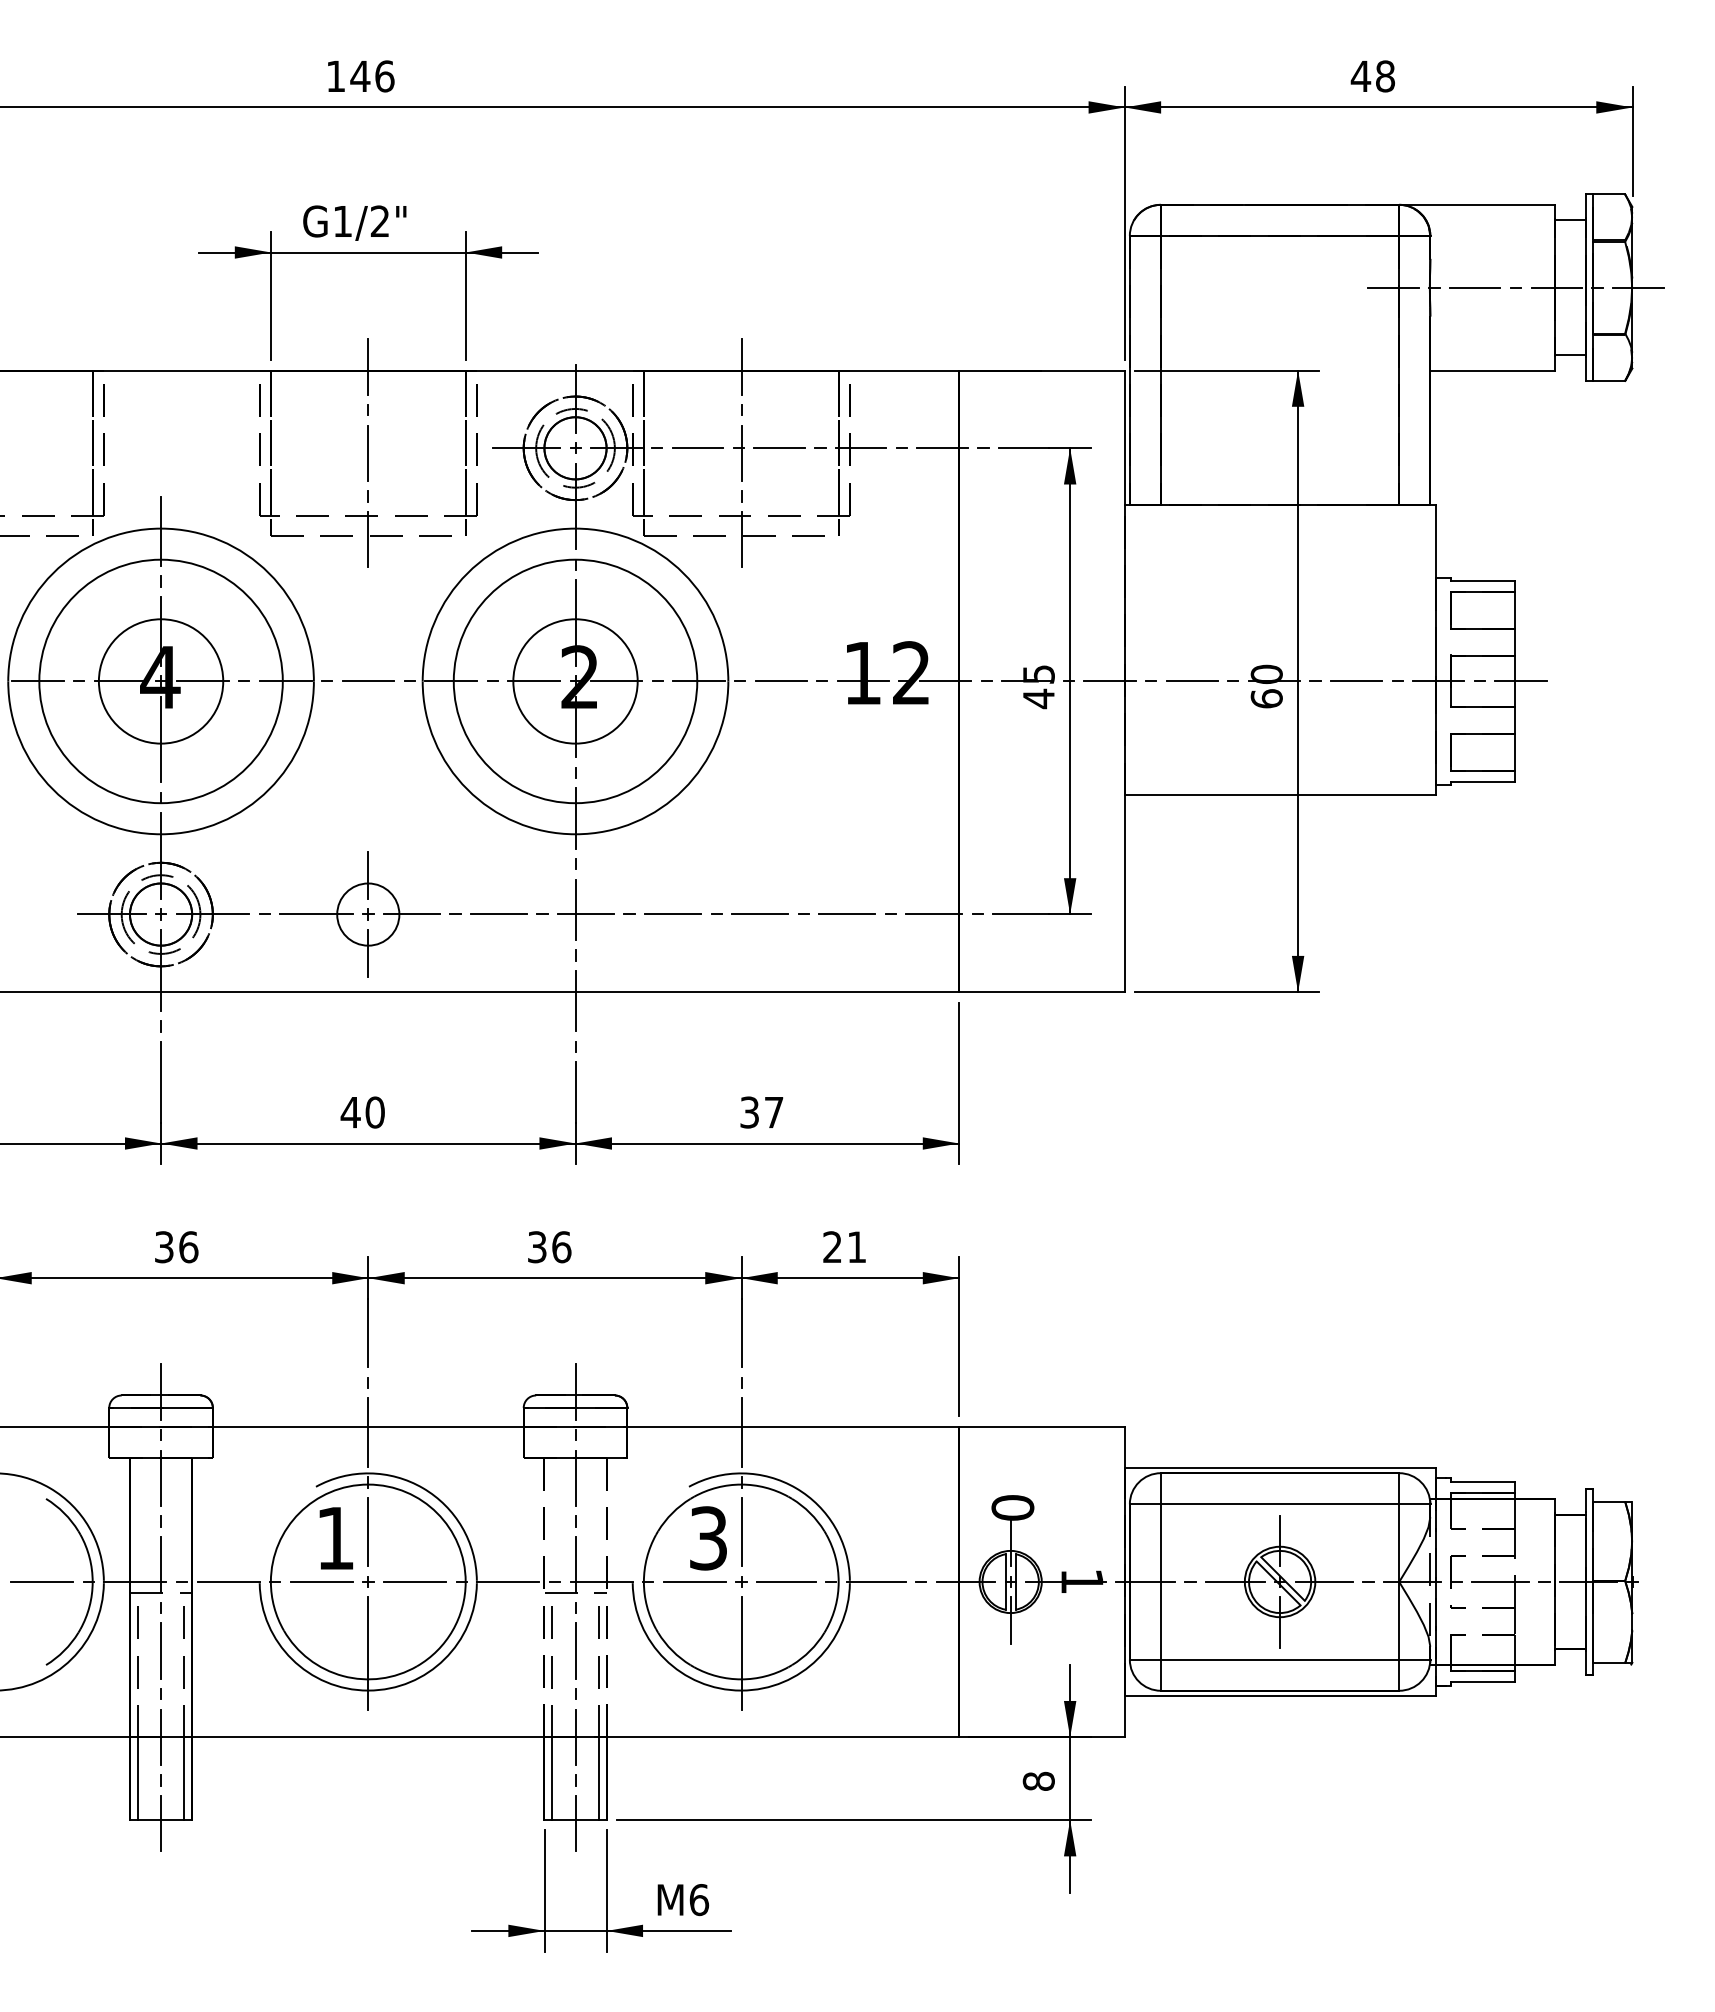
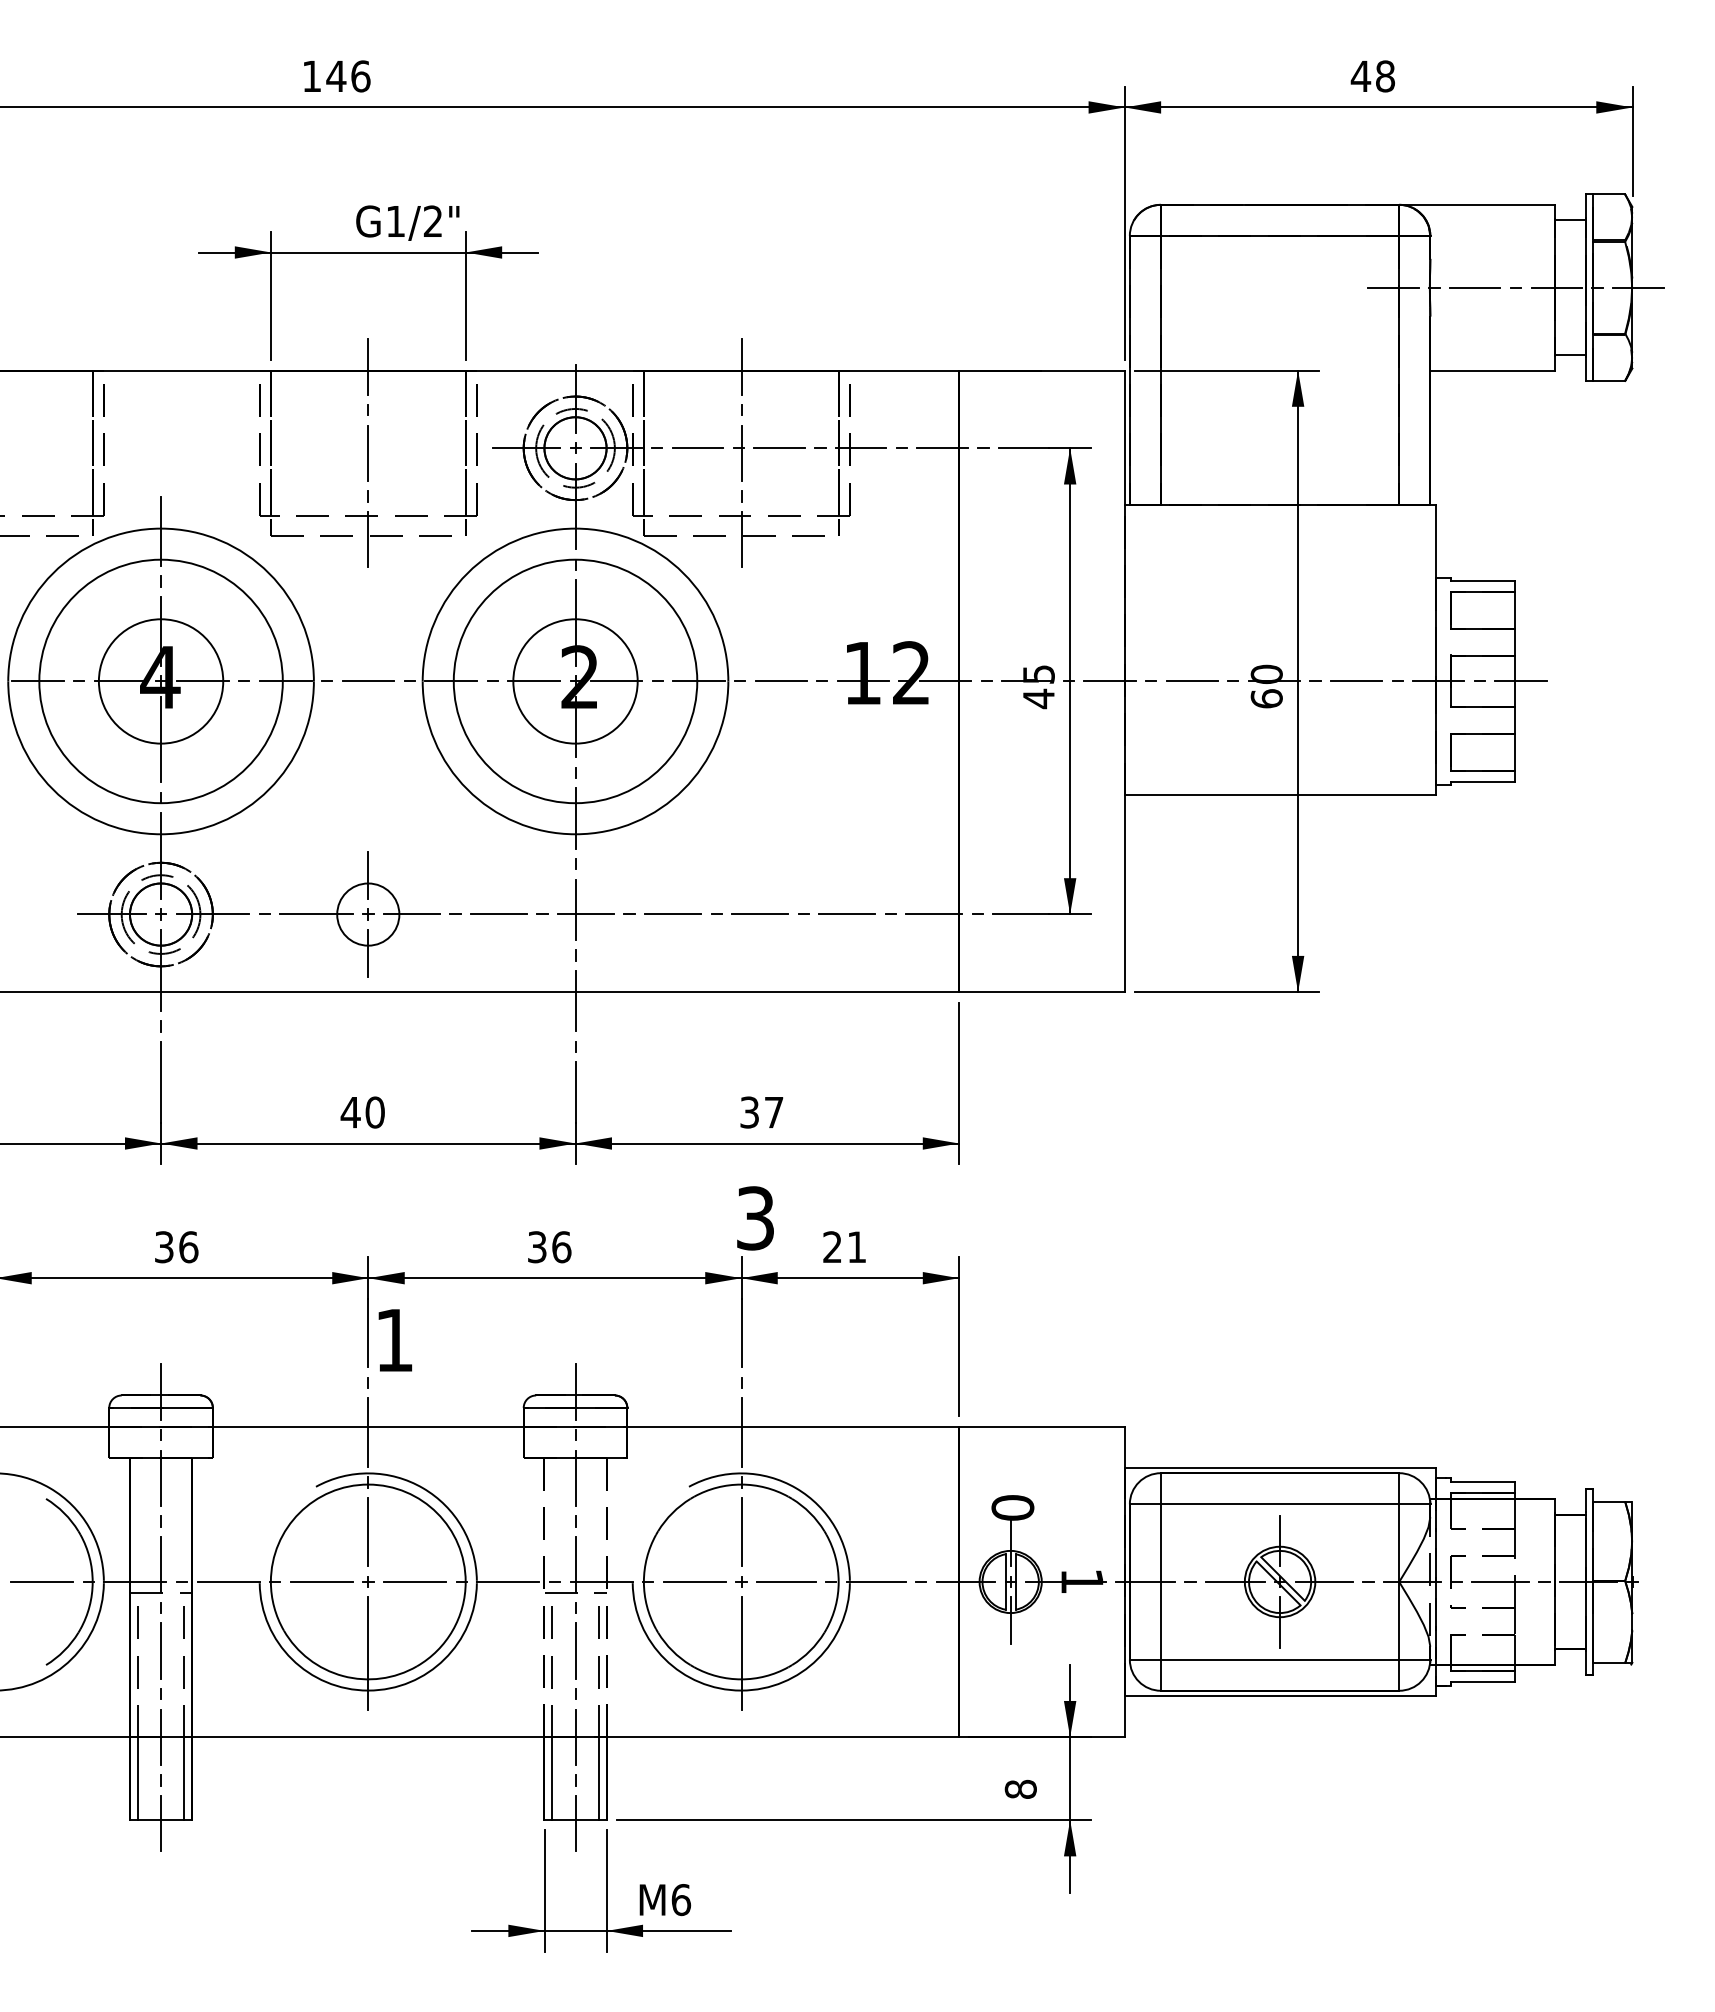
text position: (361, 76) -> (337, 76) (337, 76)
text position: (354, 222) -> (407, 222) (407, 222)
text position: (335, 1538) -> (394, 1340) (394, 1340)
text position: (708, 1538) -> (755, 1218) (755, 1218)
text position: (1038, 1780) -> (1020, 1788) (1020, 1788)
text position: (683, 1900) -> (665, 1900) (665, 1900)
